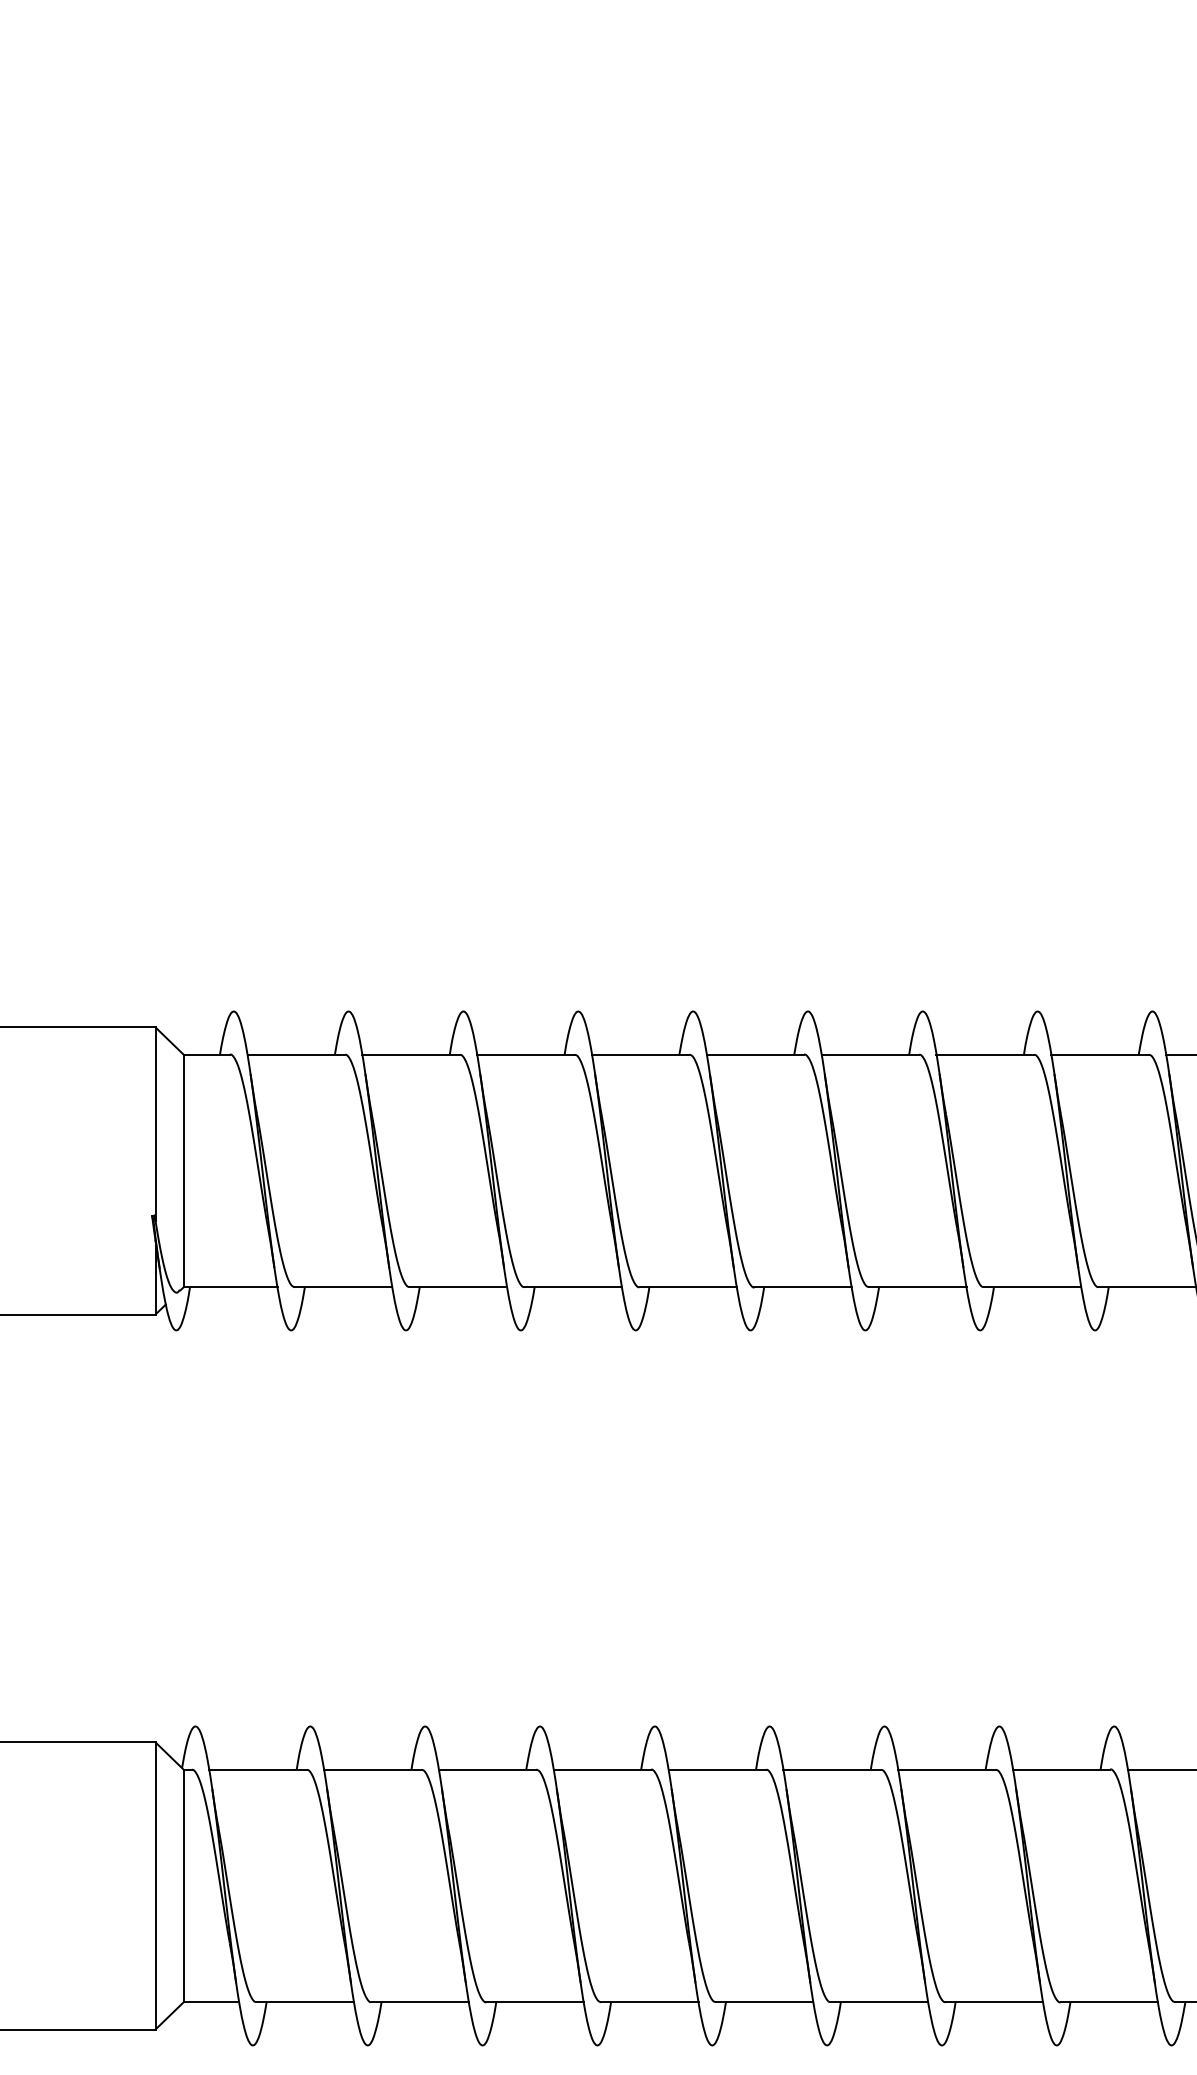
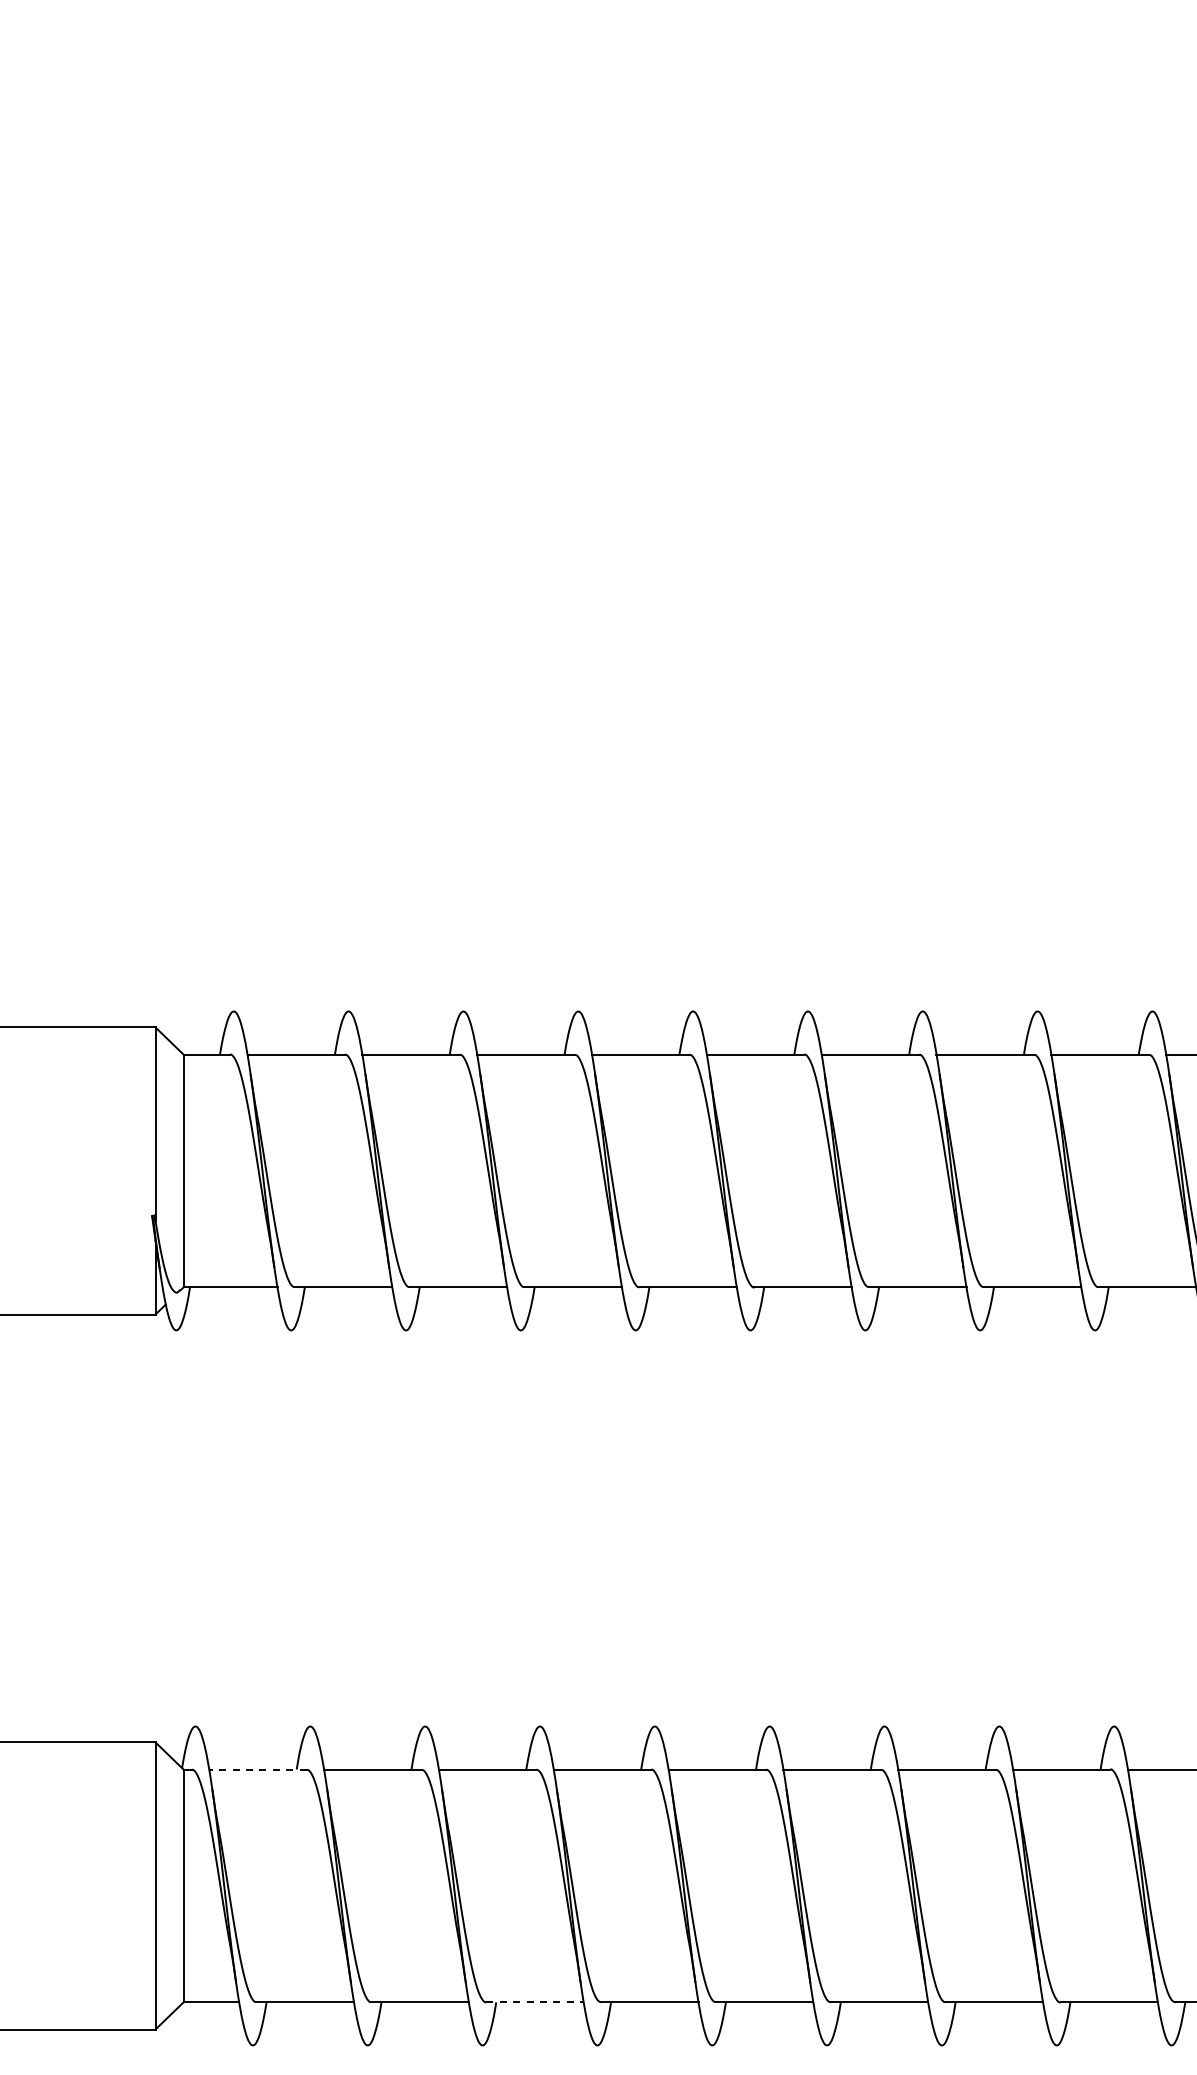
line: solid -> dashed (257, 1769)
line: solid -> dashed (535, 2002)
